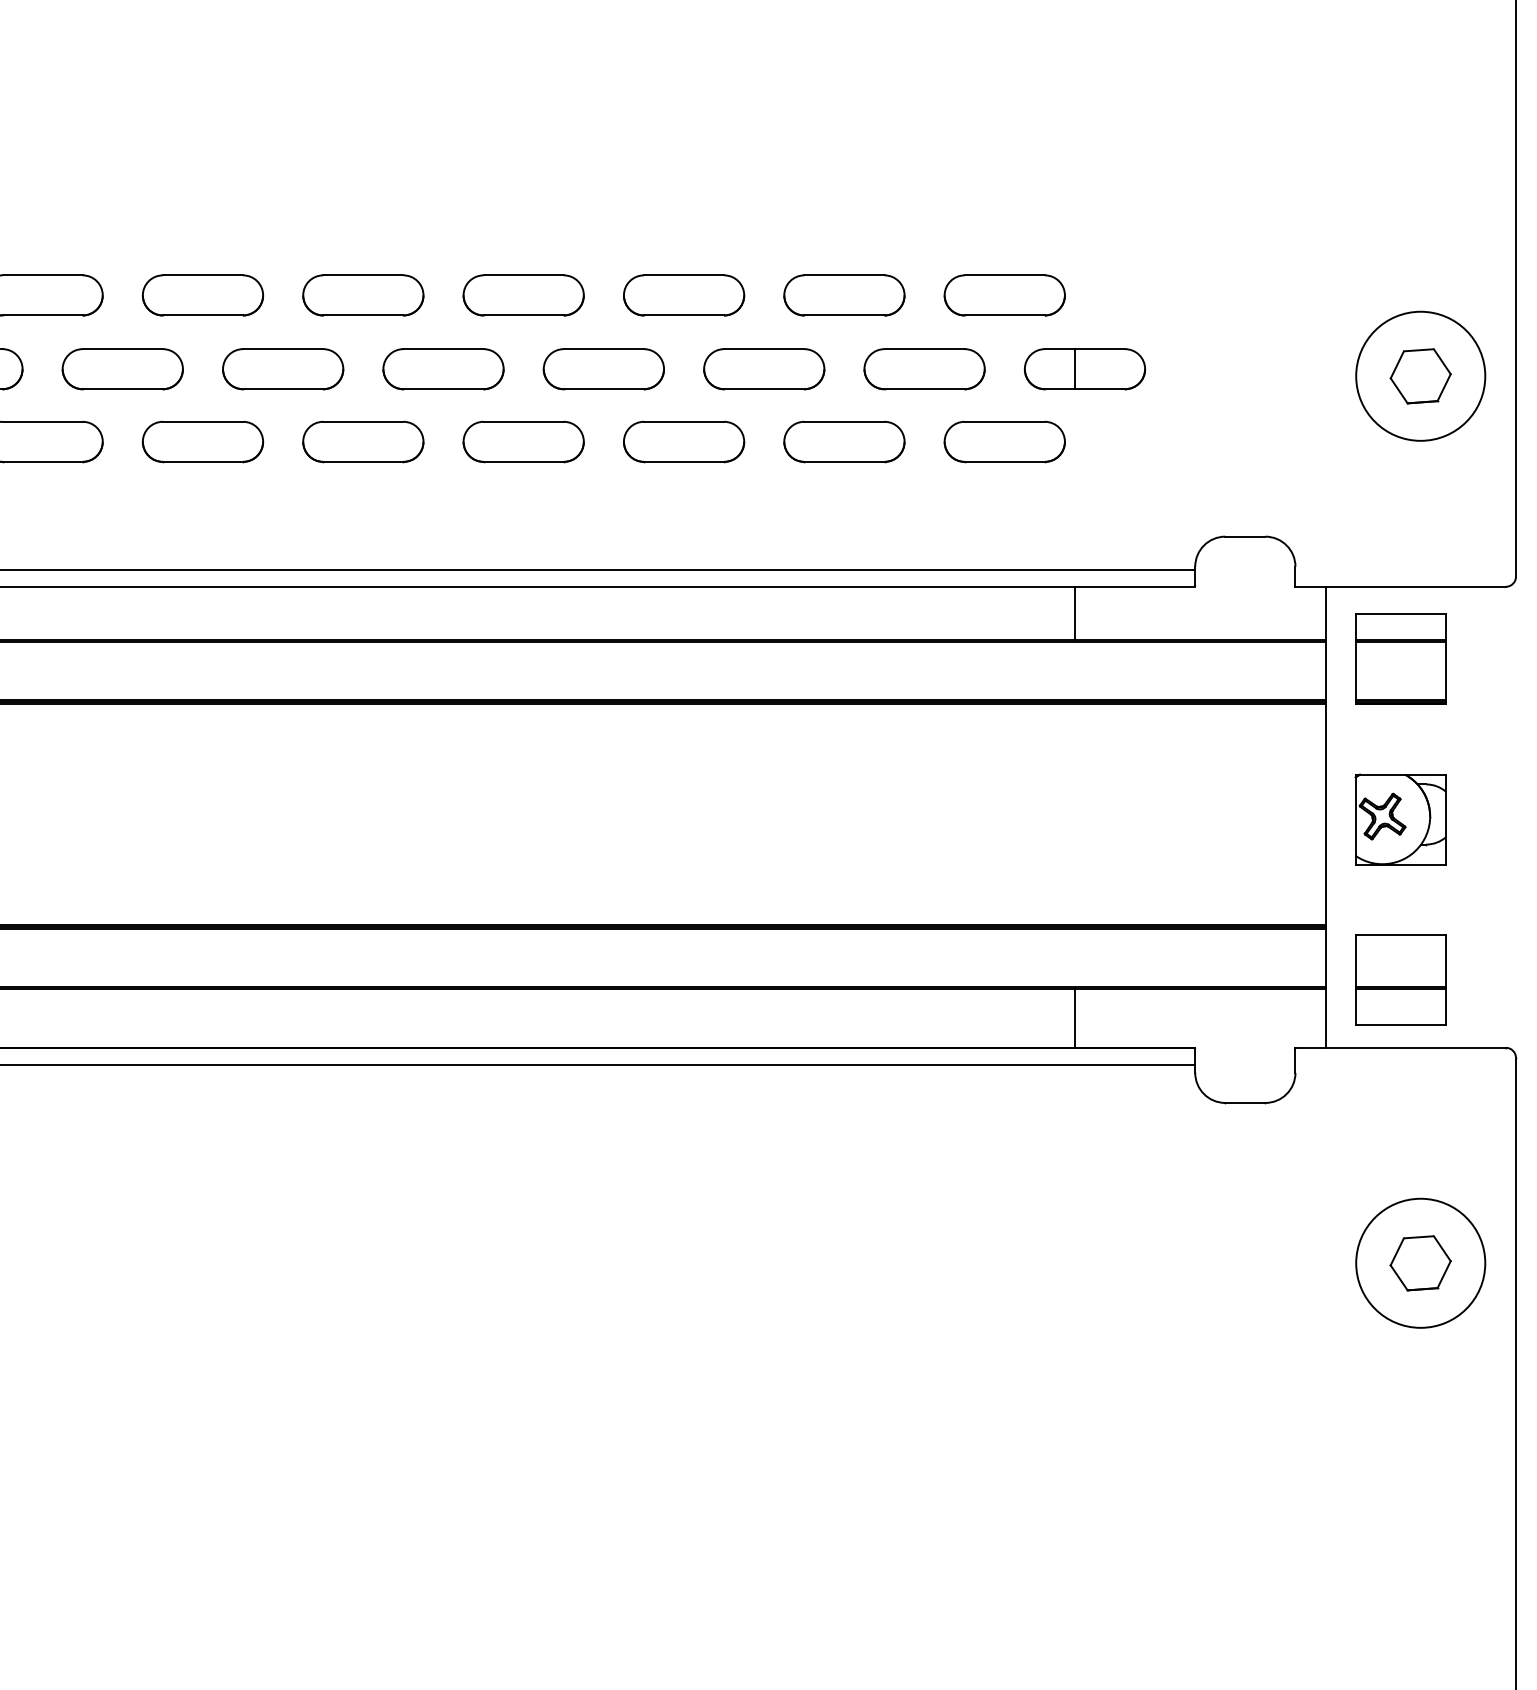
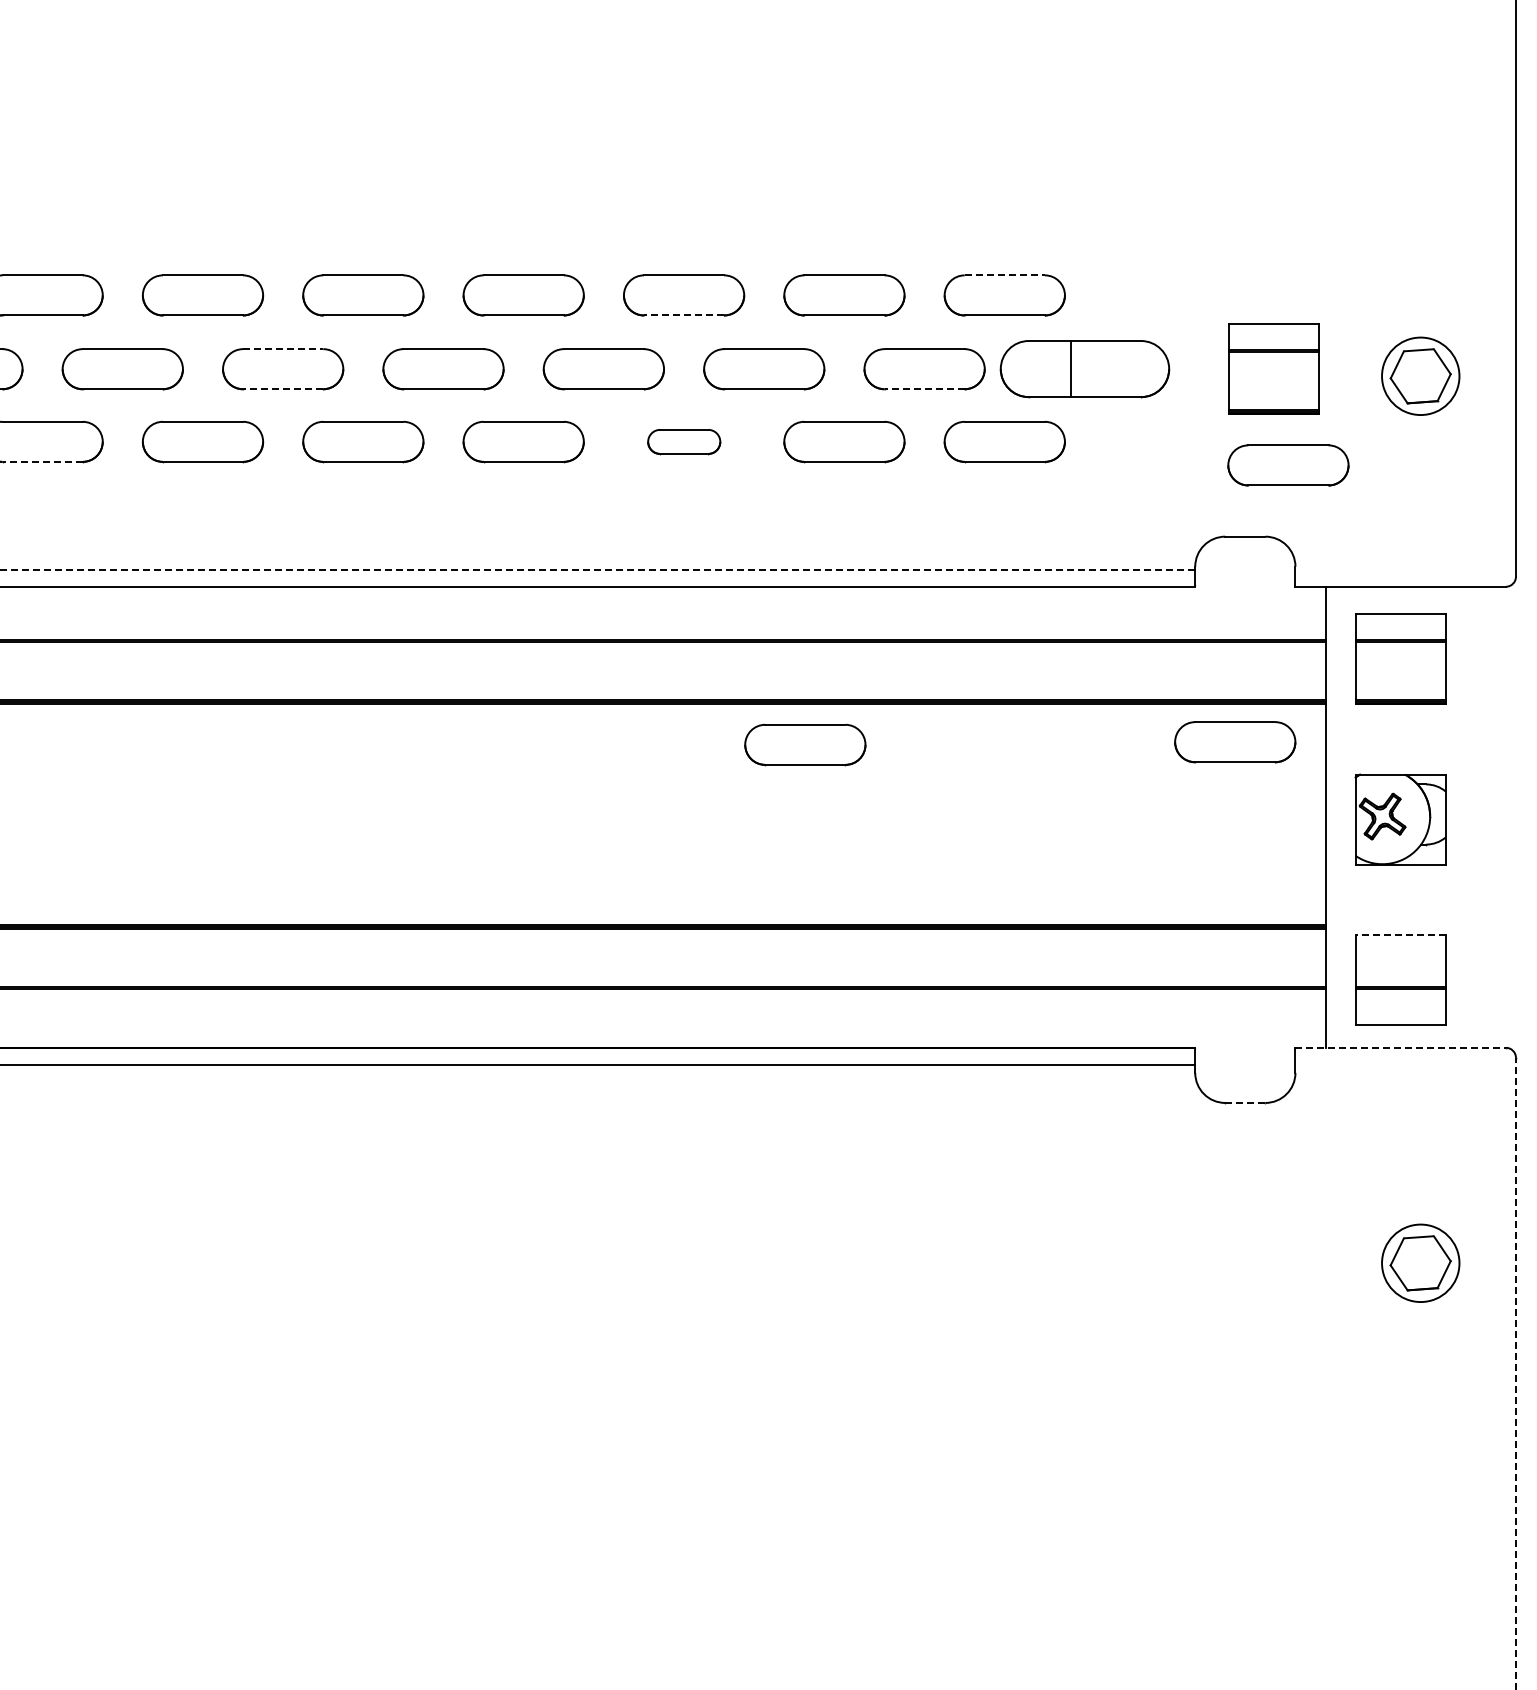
line: solid -> dashed (1005, 275)
line: solid -> dashed (683, 315)
line: solid -> dashed (283, 349)
part: none -> present (1273, 368)
part size: 124x43 px -> 172x59 px (1084, 369)
circle diameter: 129 px -> 77 px (1420, 376)
line: solid -> dashed (282, 389)
line: solid -> dashed (924, 389)
part size: 123x44 px -> 75x27 px (684, 442)
line: solid -> dashed (42, 461)
part: none -> present (1288, 465)
line: solid -> dashed (597, 569)
line: present -> none (1074, 612)
part: none -> present (1235, 742)
part: none -> present (805, 744)
line: solid -> dashed (1400, 934)
line: present -> none (1074, 1018)
line: solid -> dashed (1401, 1047)
line: solid -> dashed (1245, 1102)
circle diameter: 129 px -> 77 px (1420, 1263)
line: solid -> dashed (1515, 1373)
